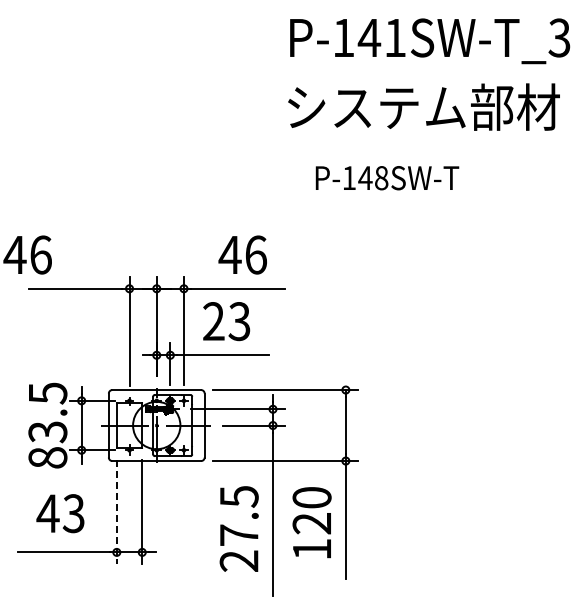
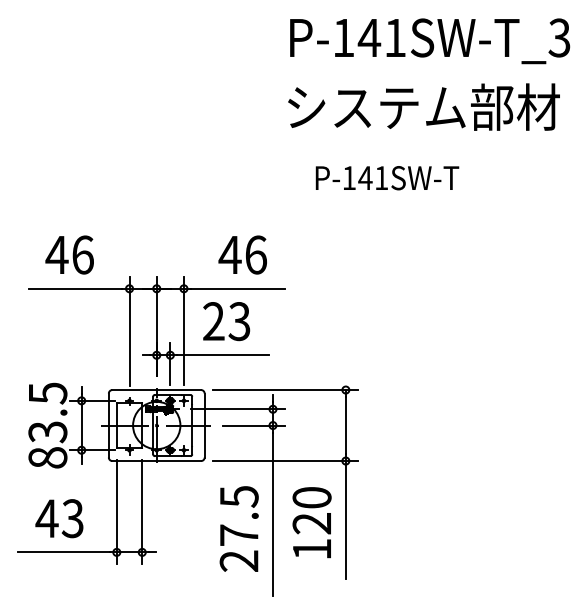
text: P-148SW-T -> P-141SW-T (381, 178)
text position: (27, 254) -> (69, 254) (69, 254)
line: dashed -> solid (116, 512)
text position: (60, 513) -> (59, 518) (59, 518)
